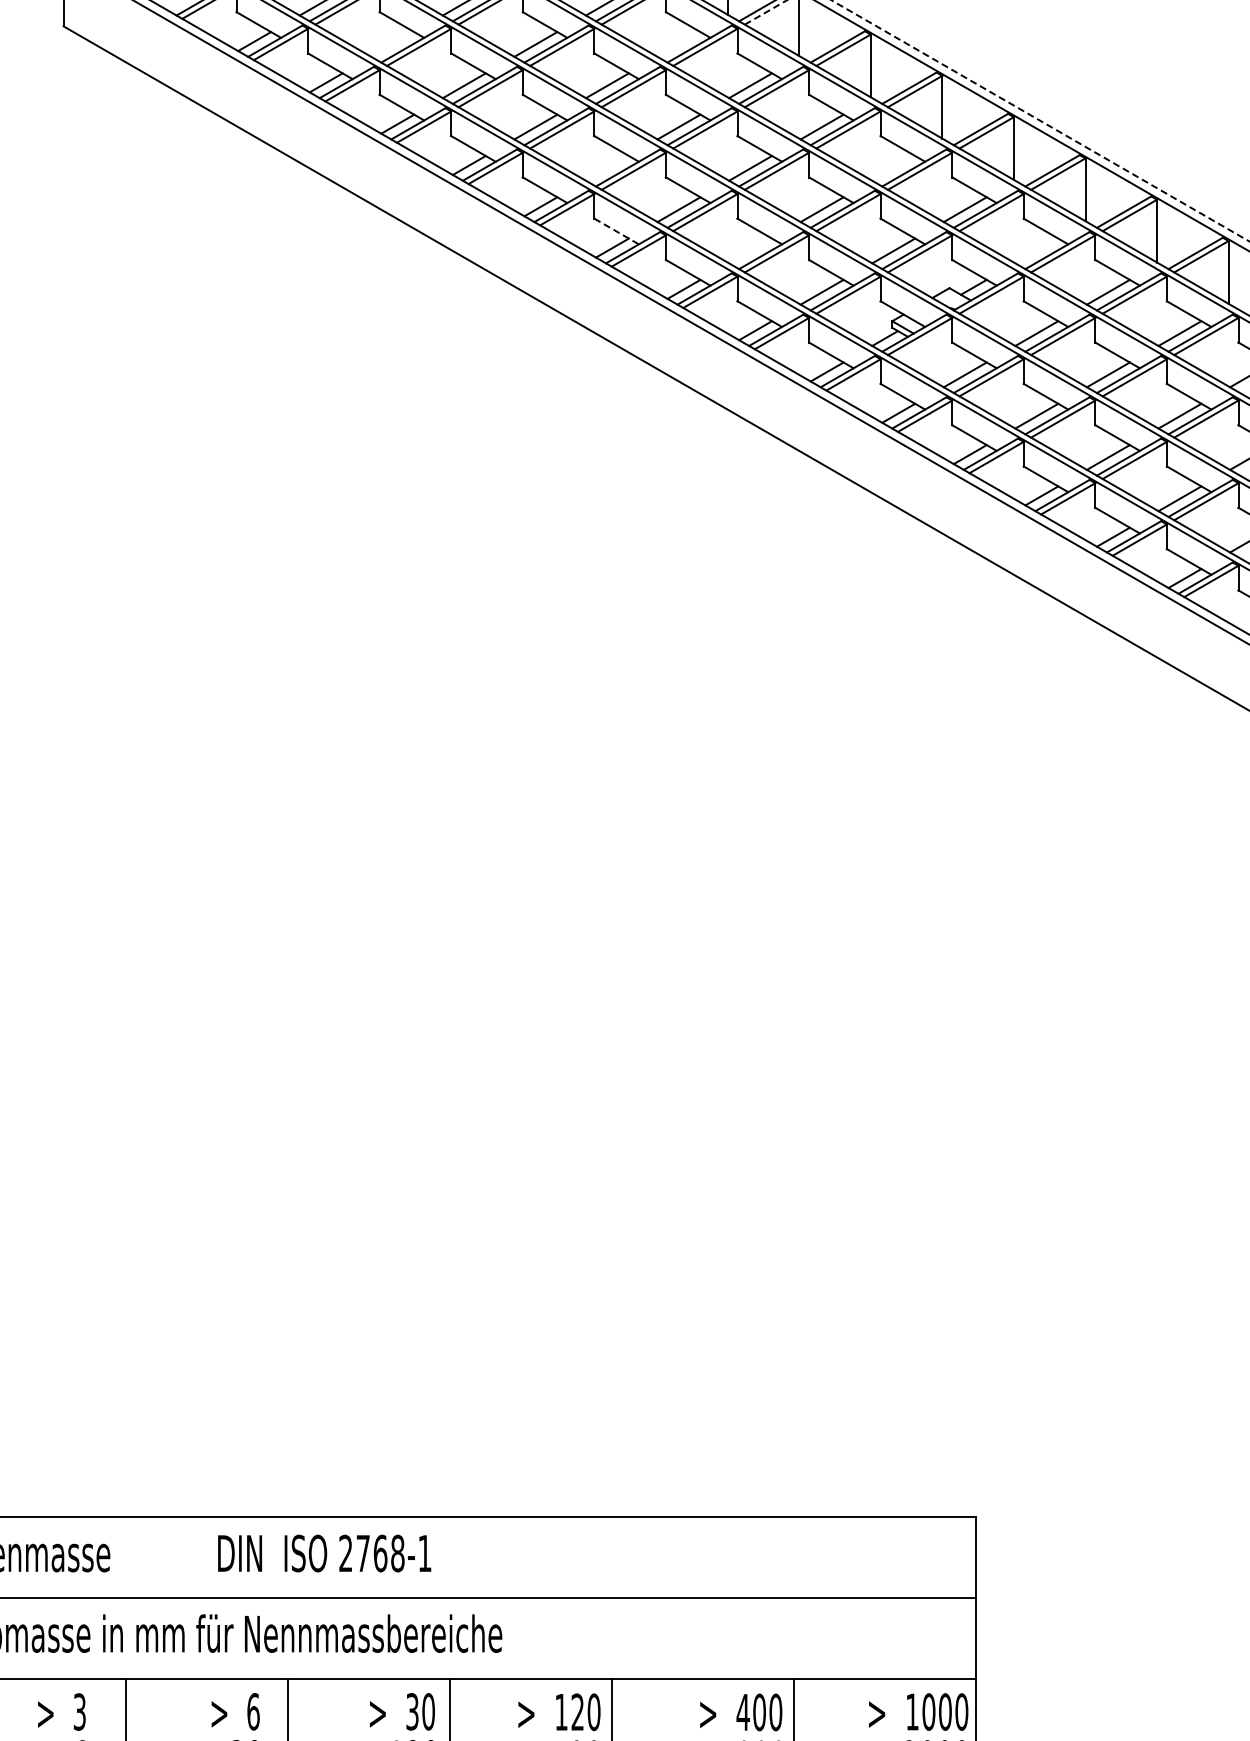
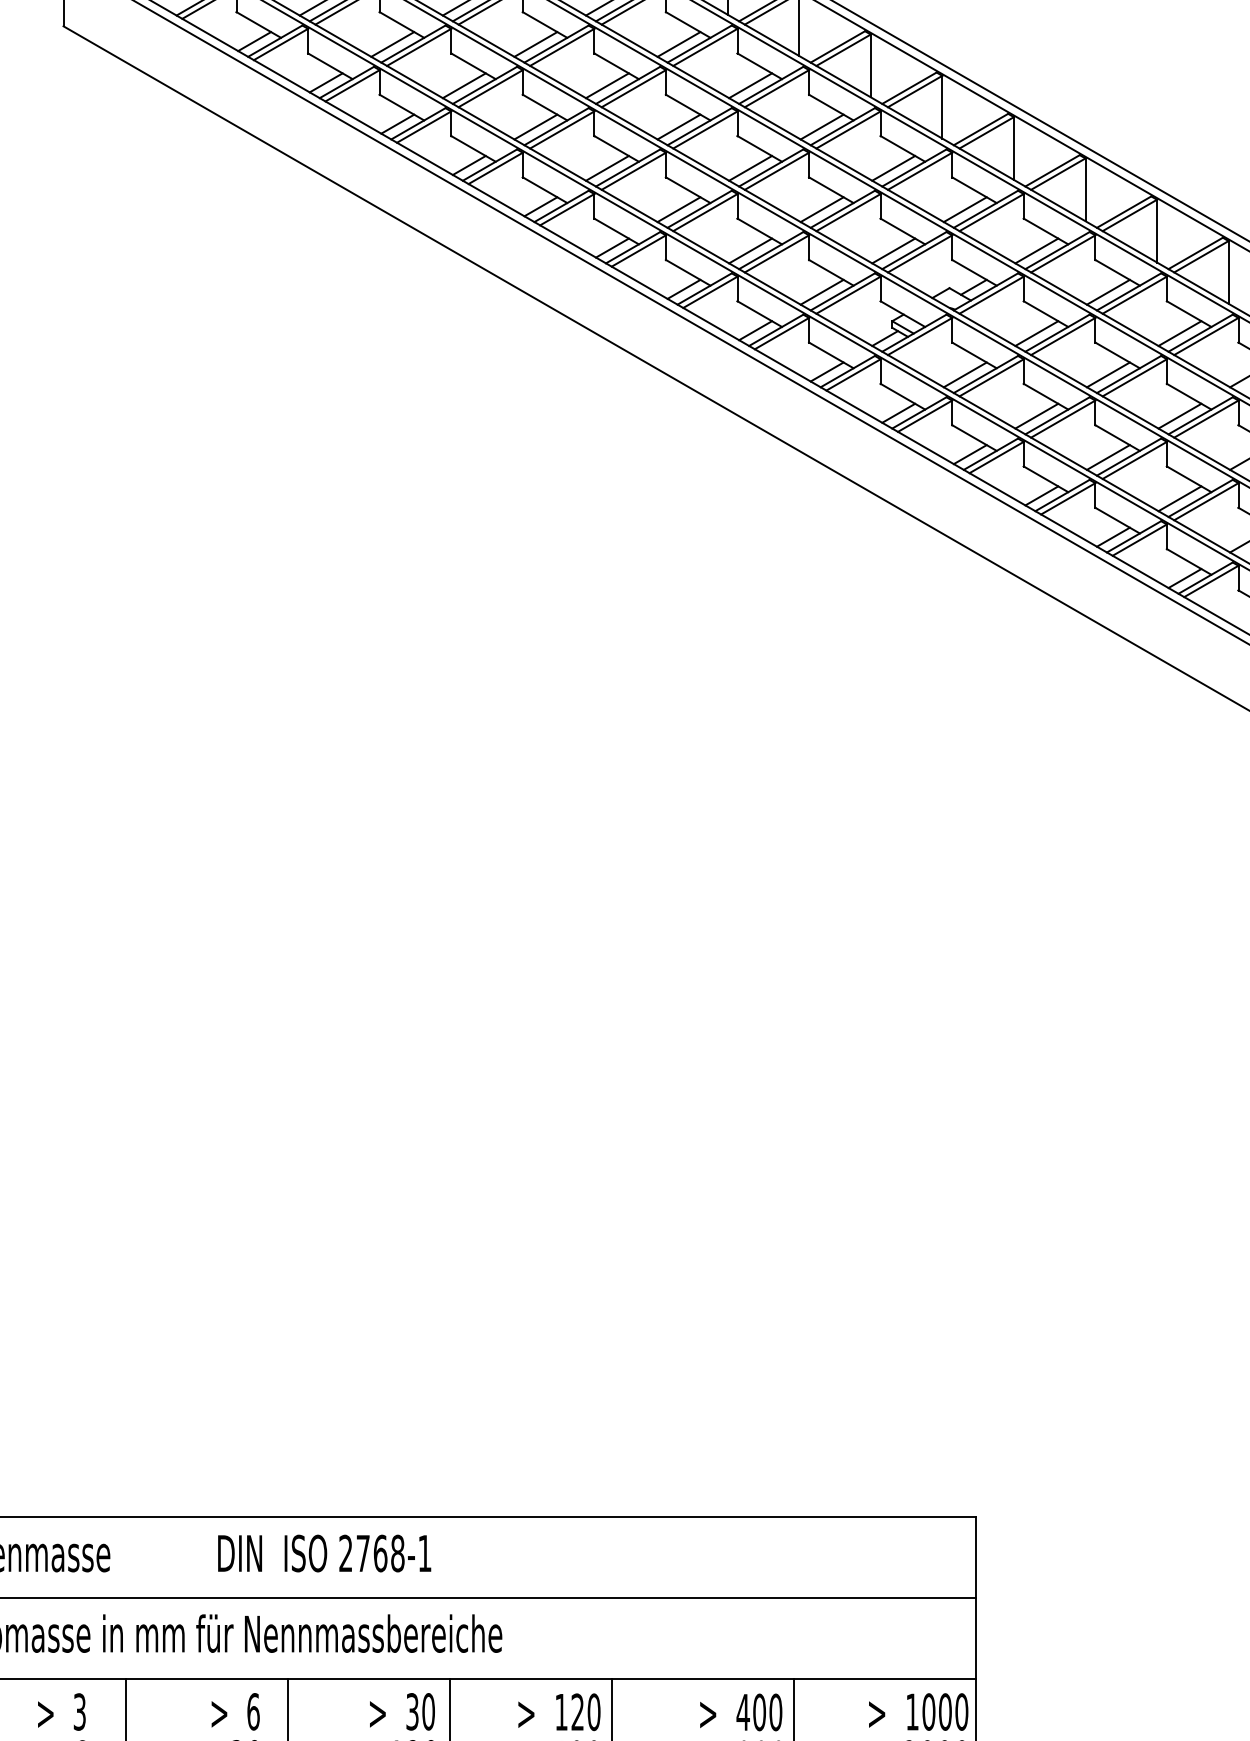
line: dashed -> solid (766, 12)
line: none -> present (392, 44)
line: none -> present (678, 44)
line: dashed -> solid (1039, 120)
line: none -> present (607, 168)
line: none -> present (893, 168)
line: dashed -> solid (616, 231)
line: none -> present (750, 250)
line: none -> present (1036, 250)
